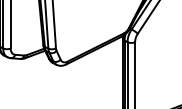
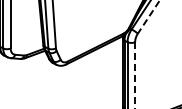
line: solid -> dashed (148, 17)
line: solid -> dashed (135, 75)
